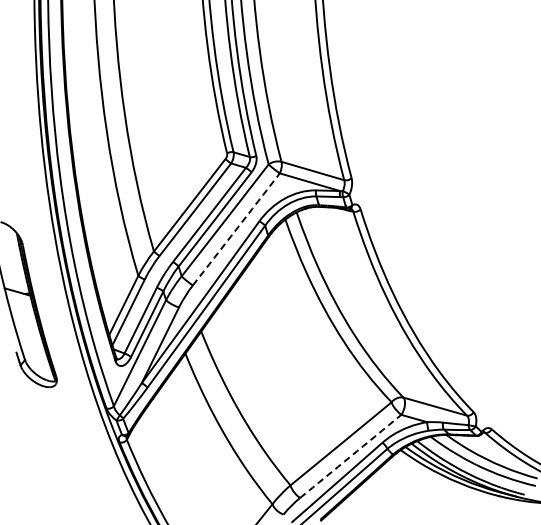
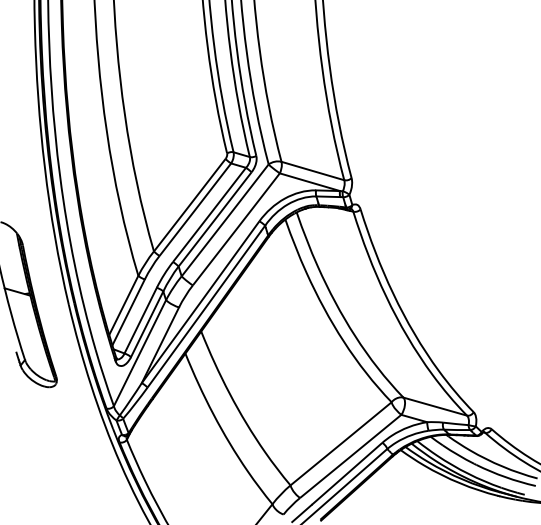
arc: dashed -> solid (236, 229)
arc: dashed -> solid (350, 456)
